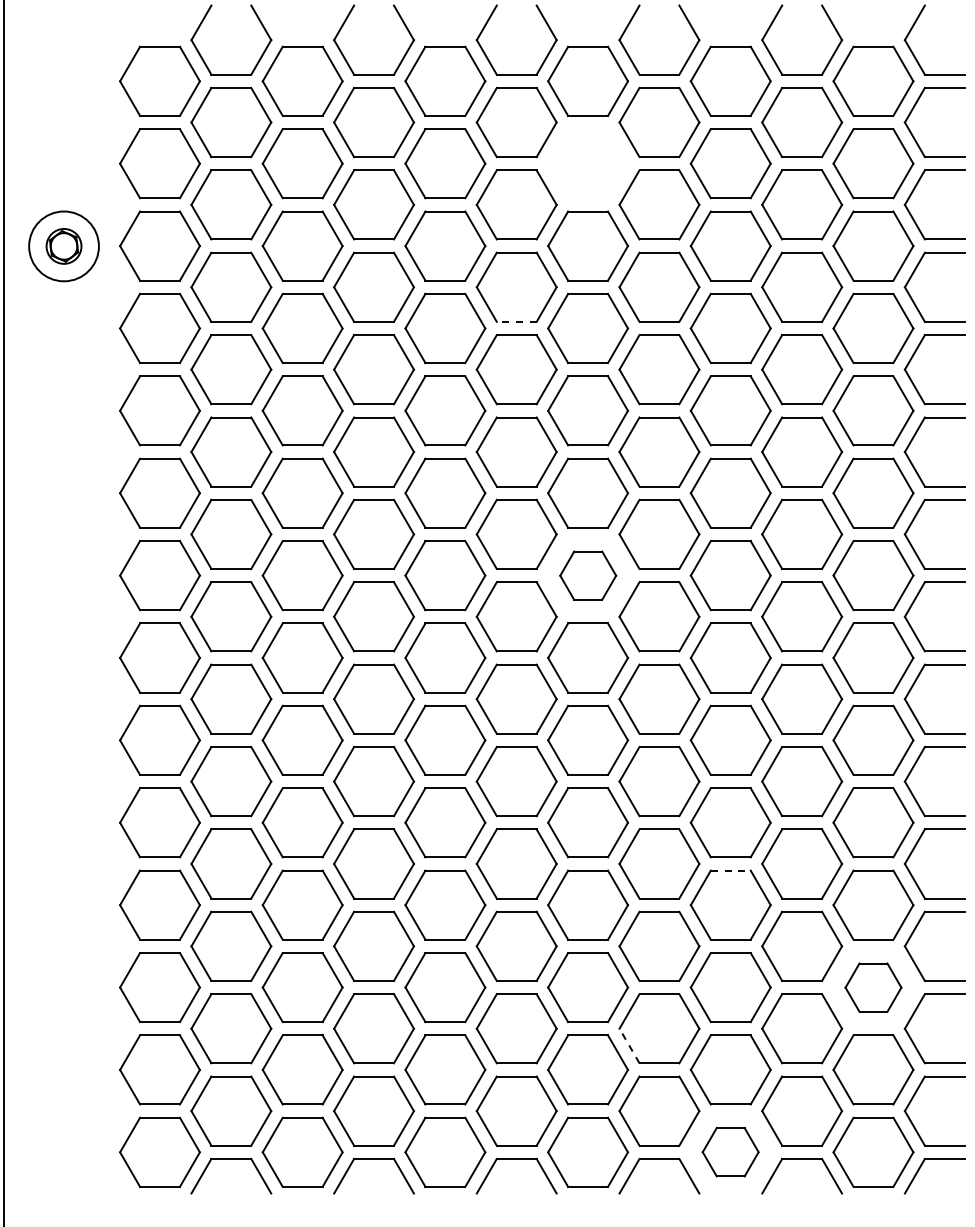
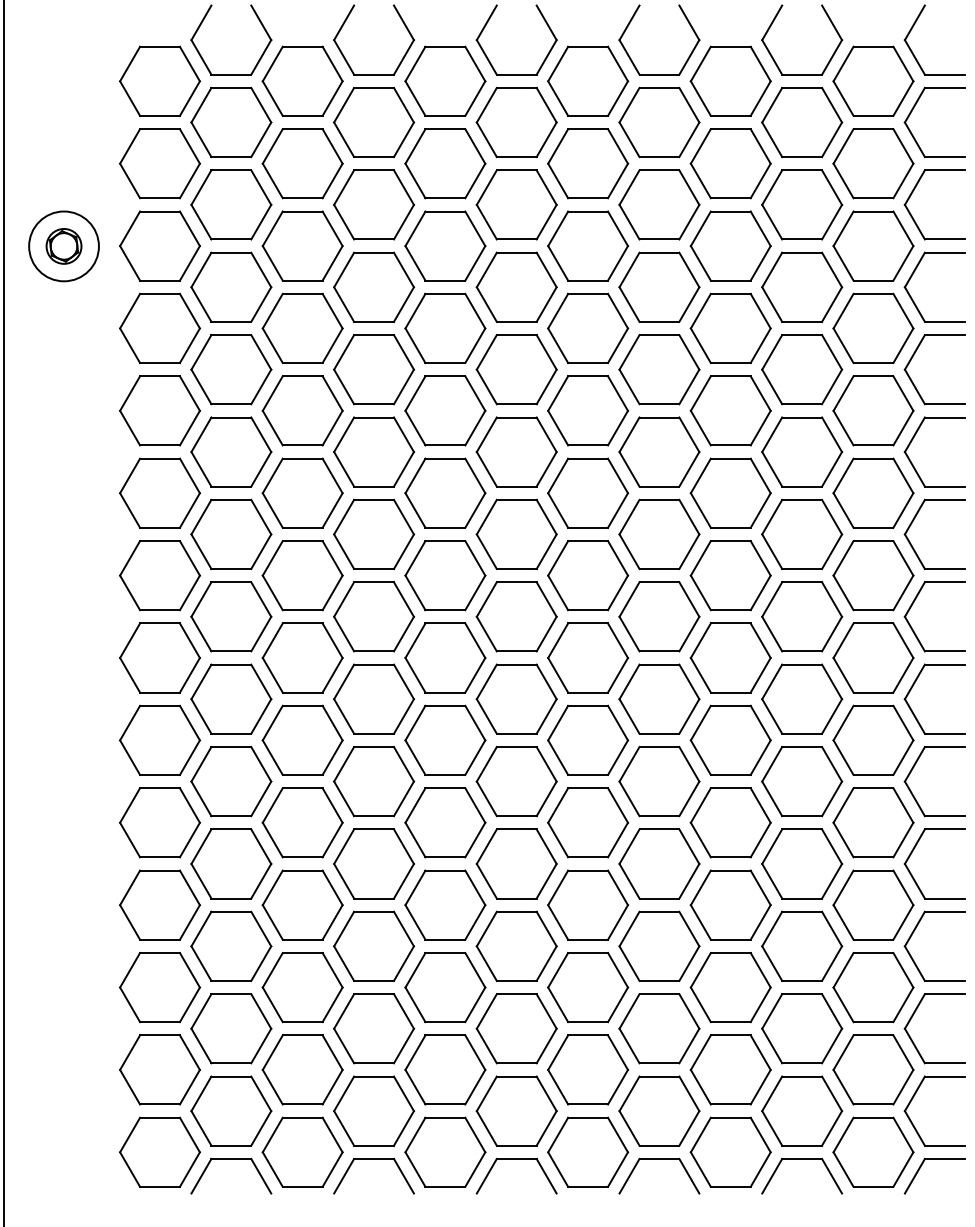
part: none -> present (588, 163)
line: dashed -> solid (516, 321)
part size: 59x51 px -> 83x72 px (588, 575)
line: dashed -> solid (730, 870)
part size: 59x51 px -> 83x72 px (873, 987)
line: dashed -> solid (629, 1046)
part size: 59x51 px -> 83x72 px (730, 1151)
